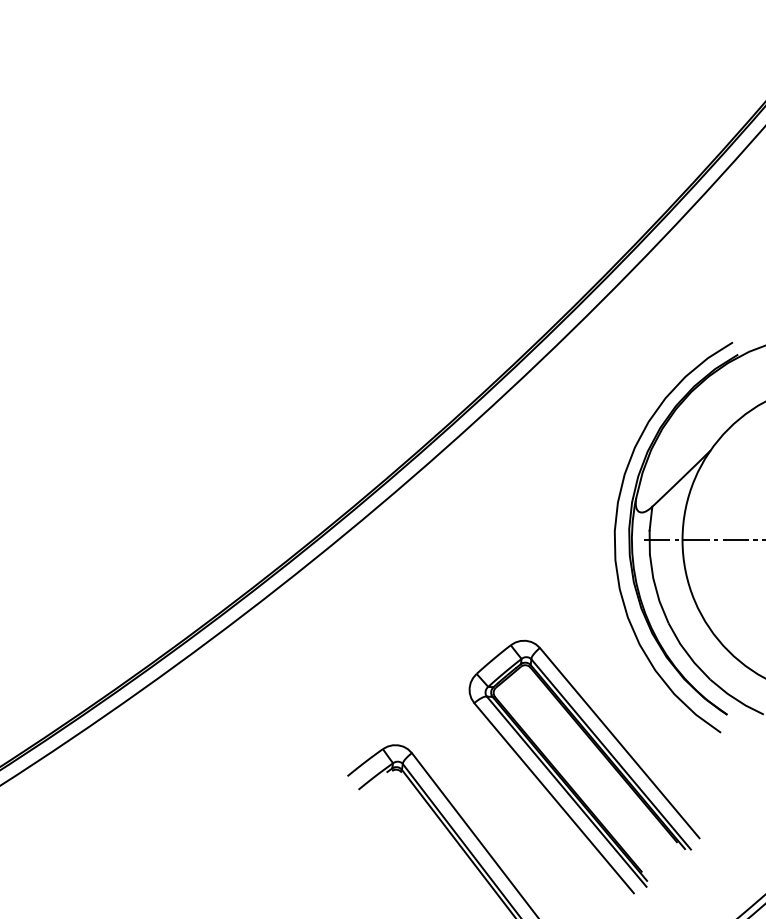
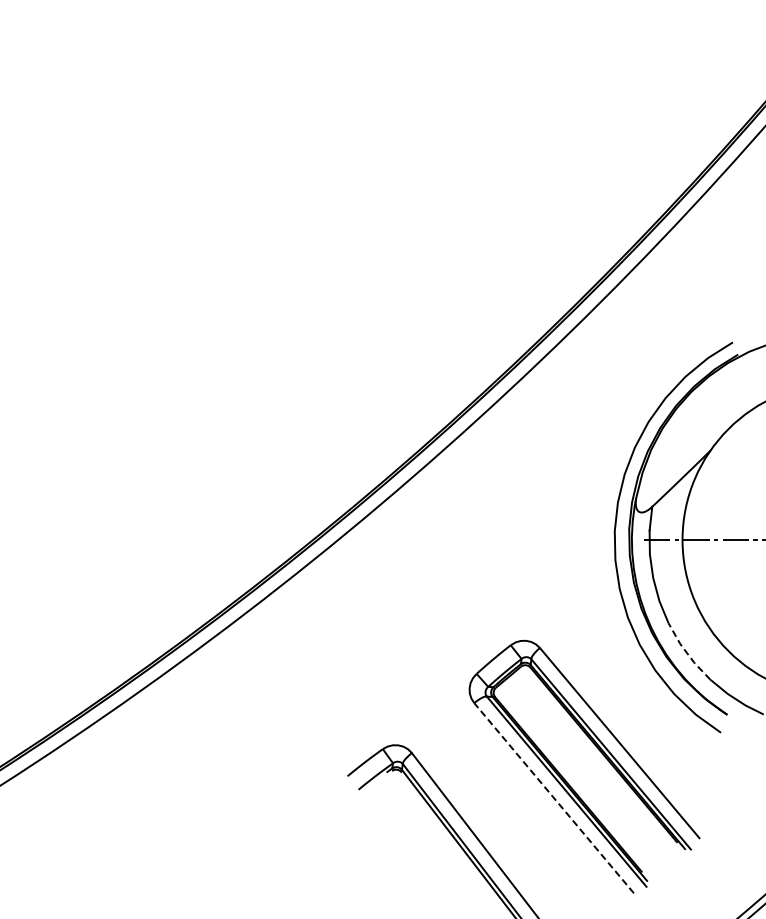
line: solid -> dashed (687, 653)
line: solid -> dashed (553, 797)
